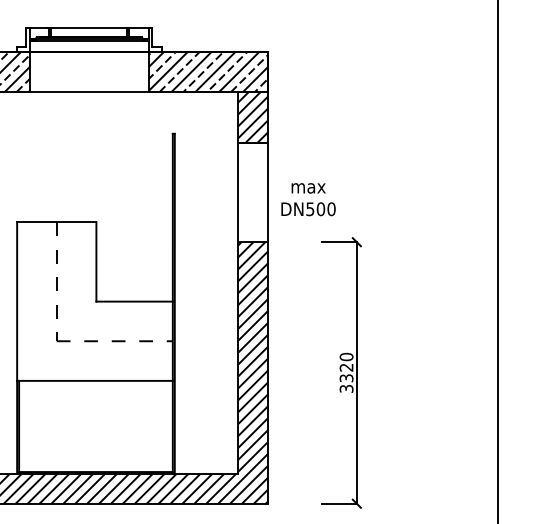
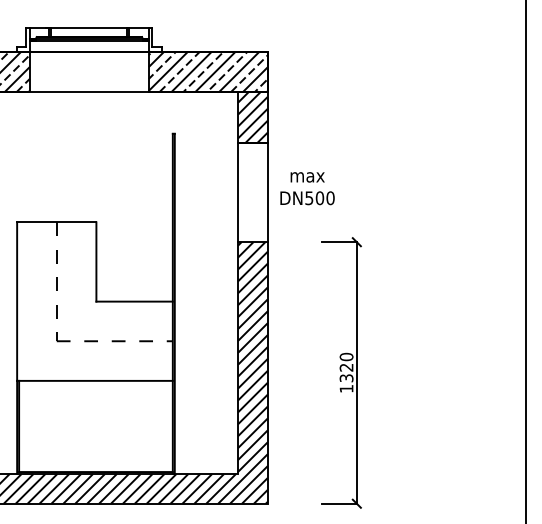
text position: (308, 199) -> (307, 188) (307, 188)
line position: (497, 261) -> (525, 261) (525, 261)
text: 3320 -> 1320 (346, 388)
